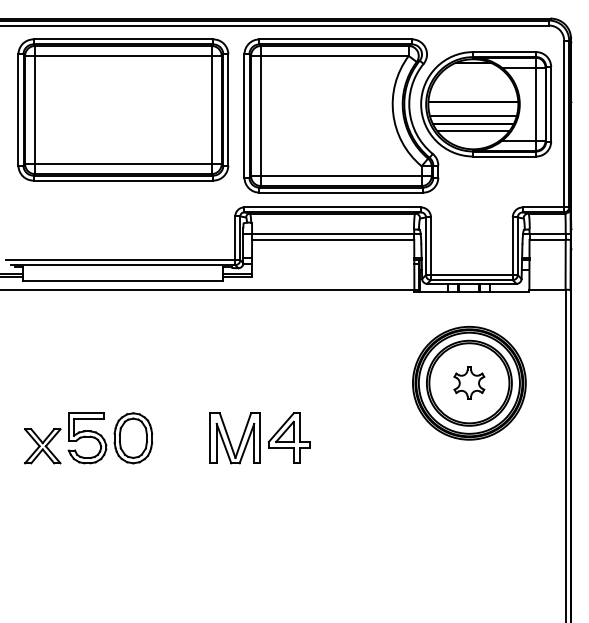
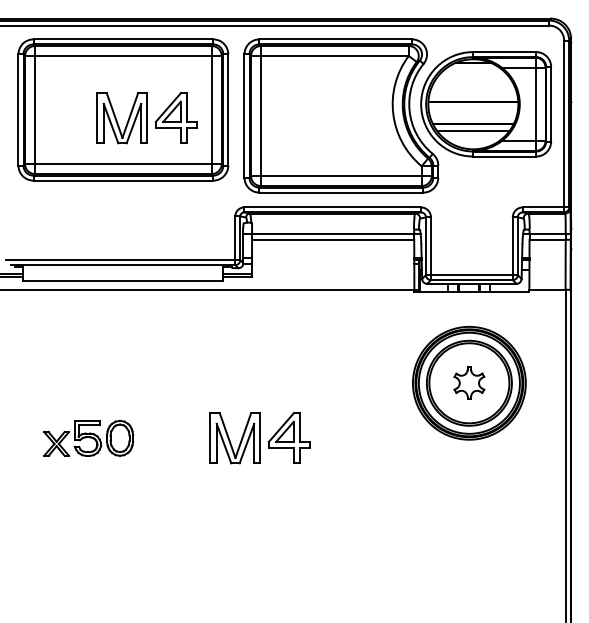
line: present -> none (473, 115)
part: none -> present (146, 118)
part size: 130x53 px -> 92x38 px (88, 437)
